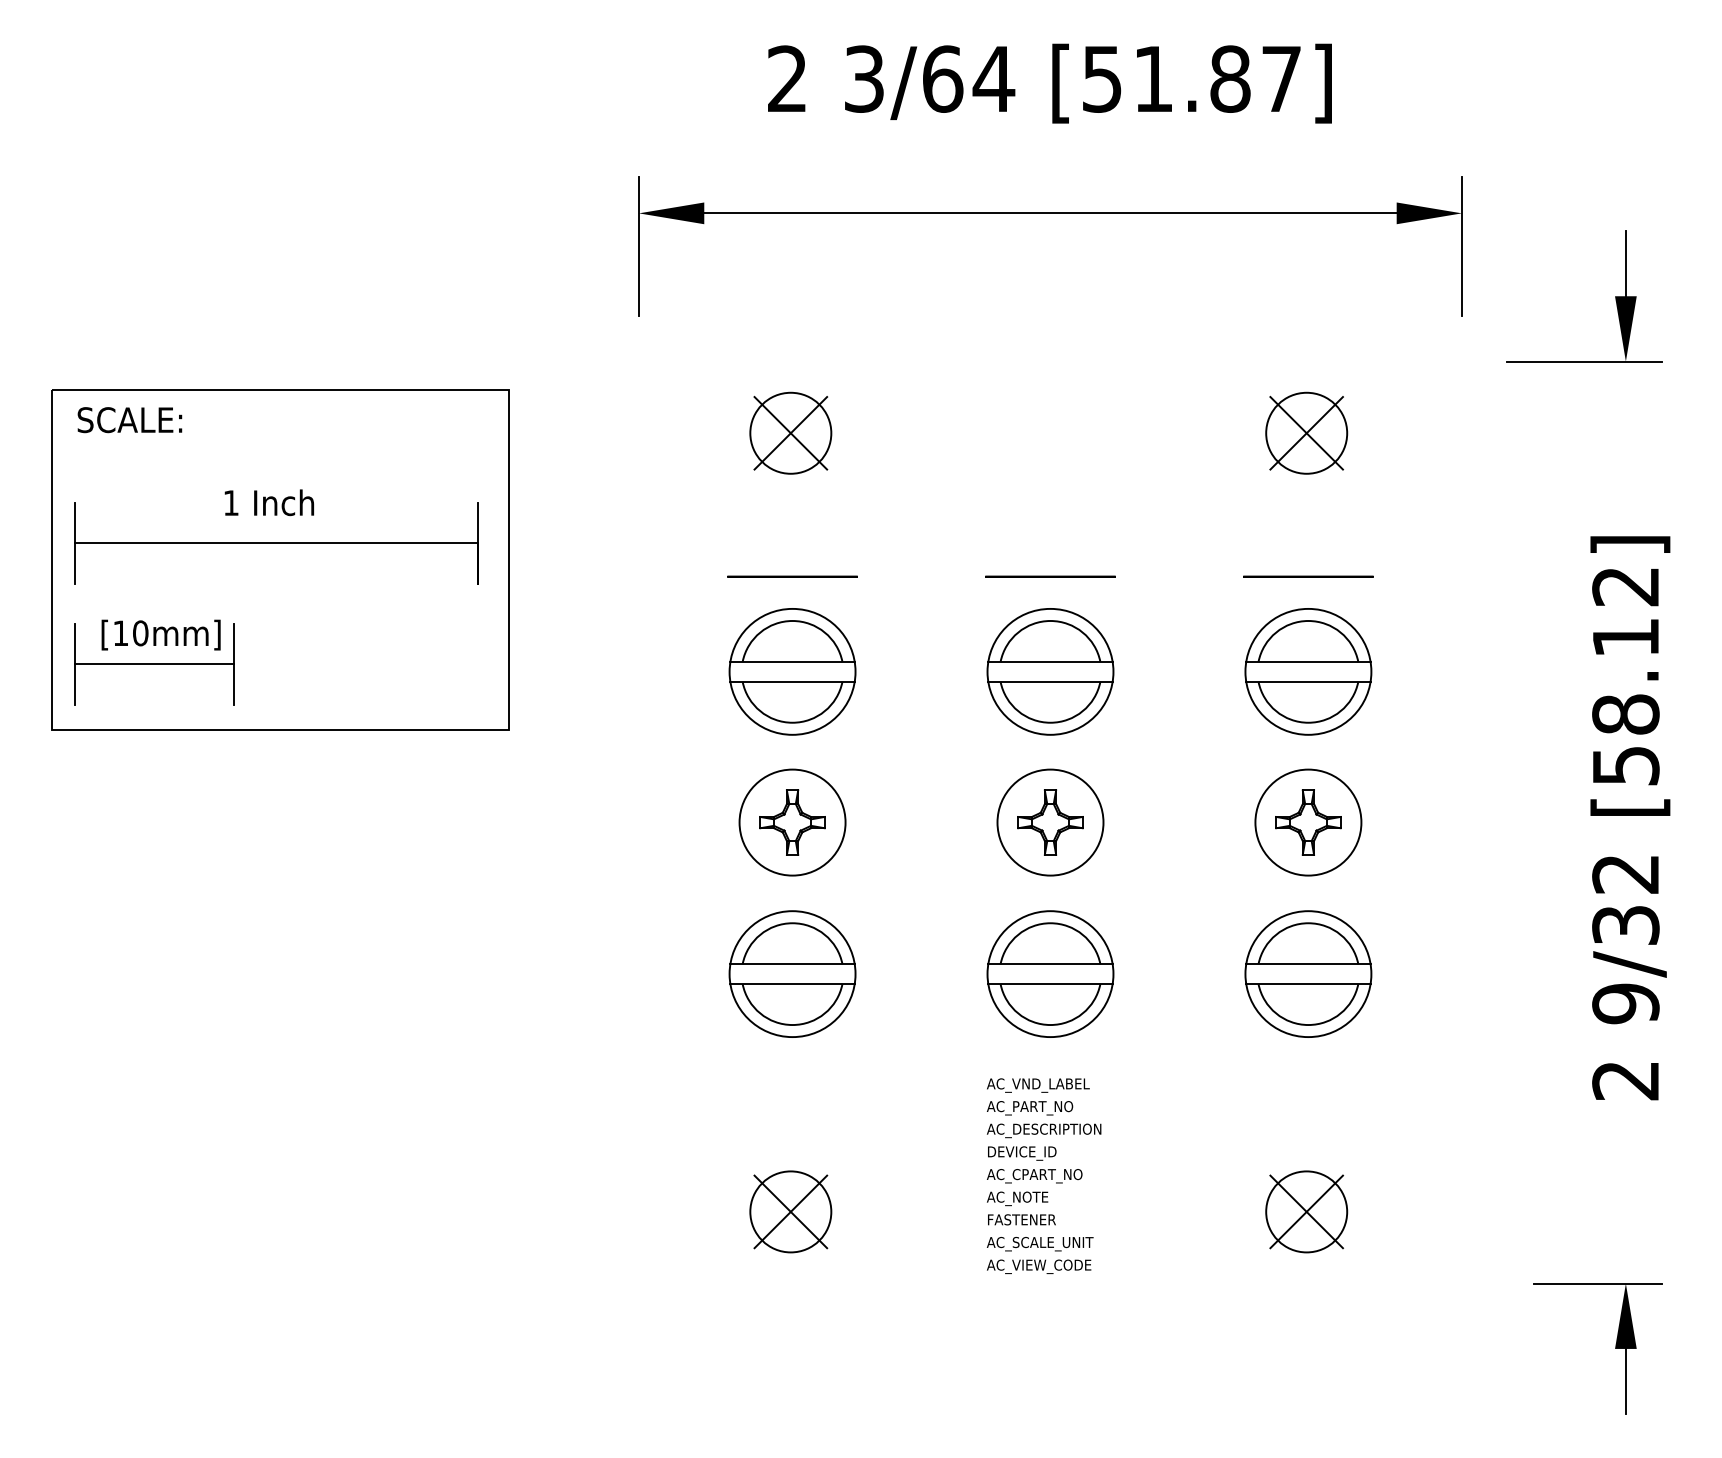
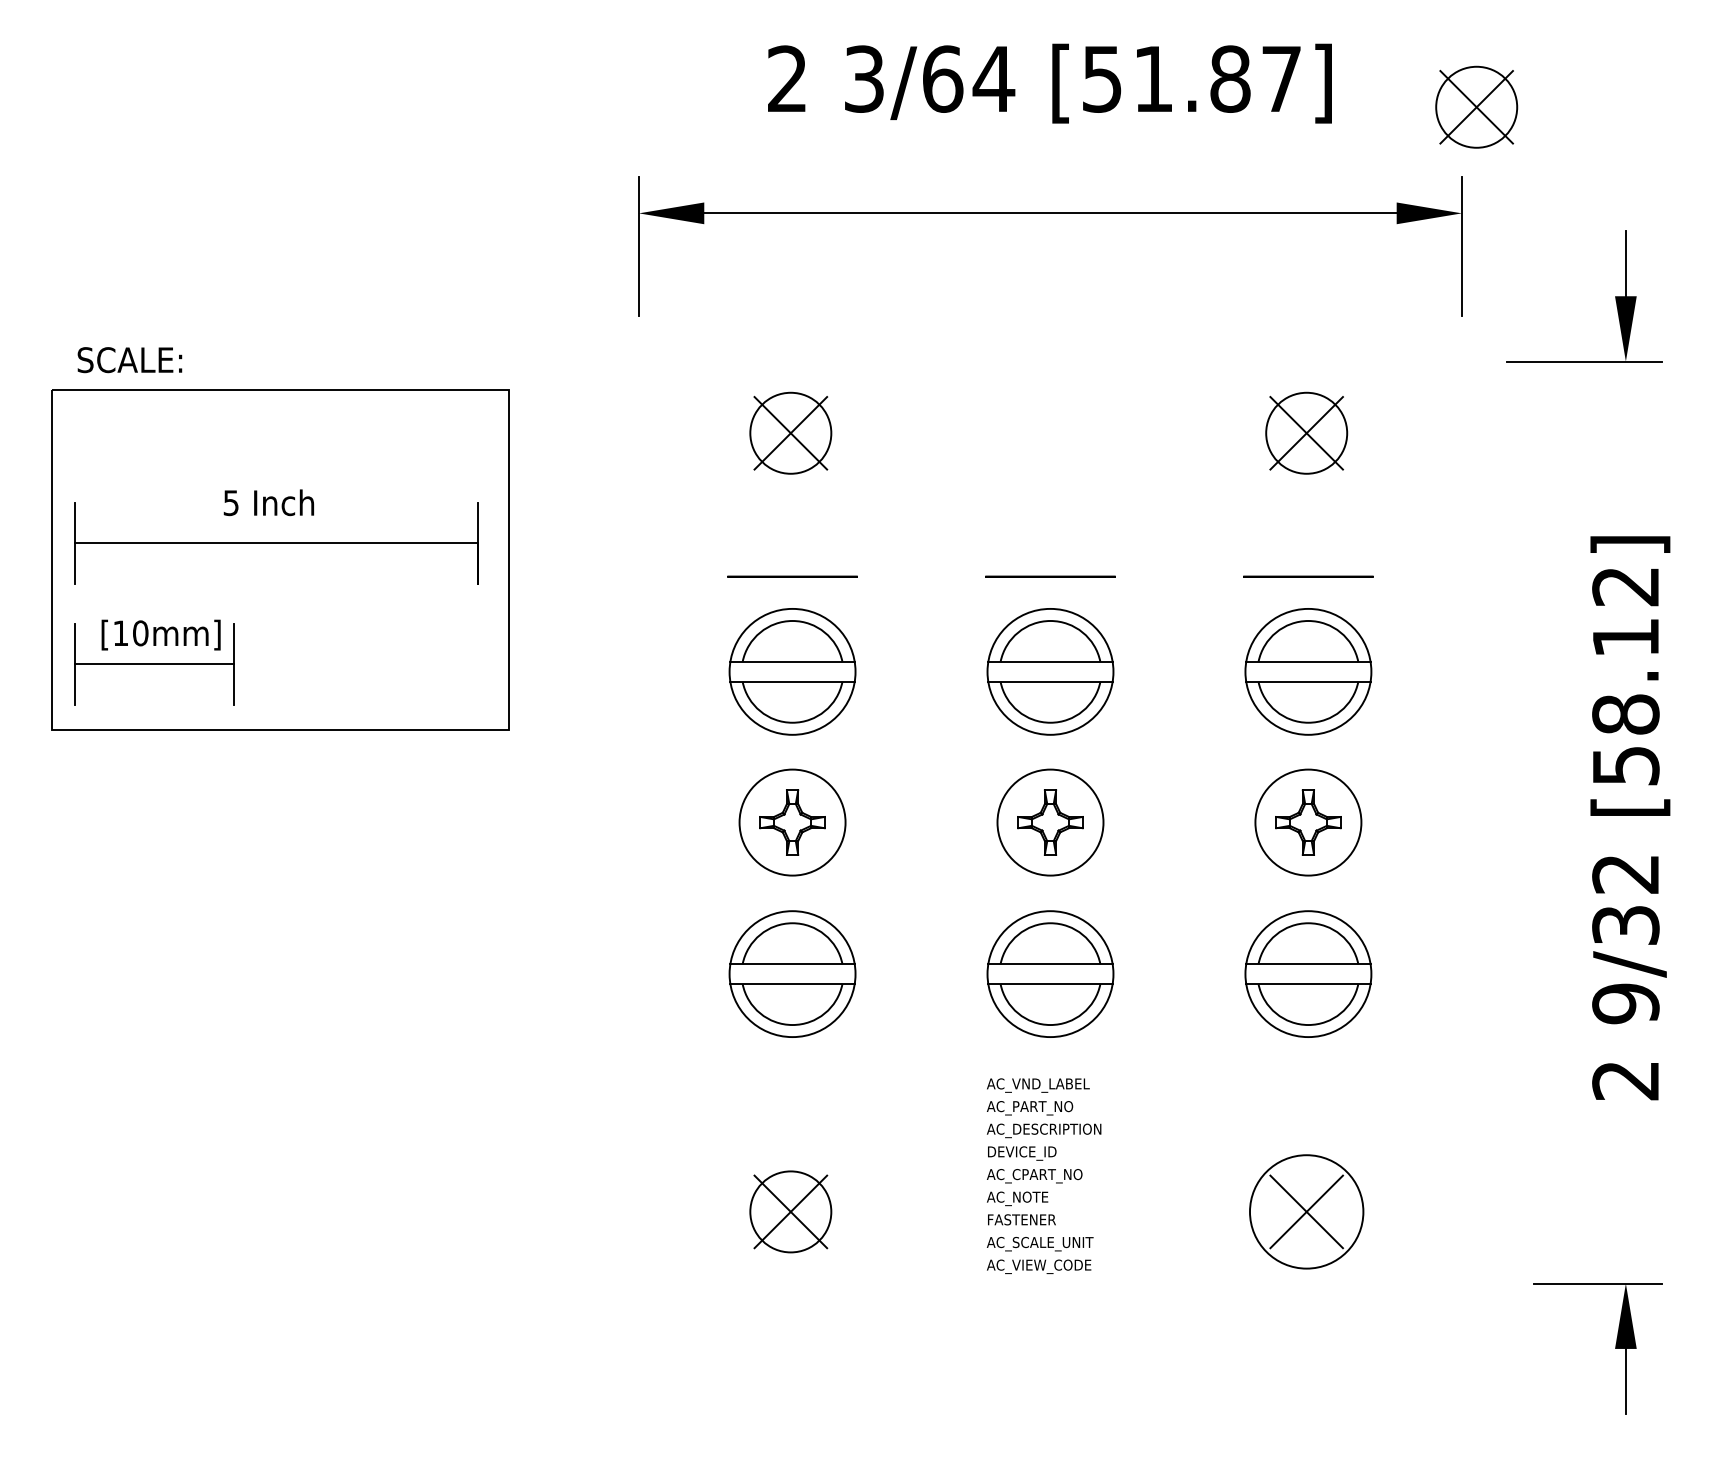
part: none -> present (1476, 106)
text position: (129, 420) -> (129, 360) (129, 360)
text: 1 -> 5 (230, 503)
circle diameter: 81 px -> 113 px (1306, 1211)
